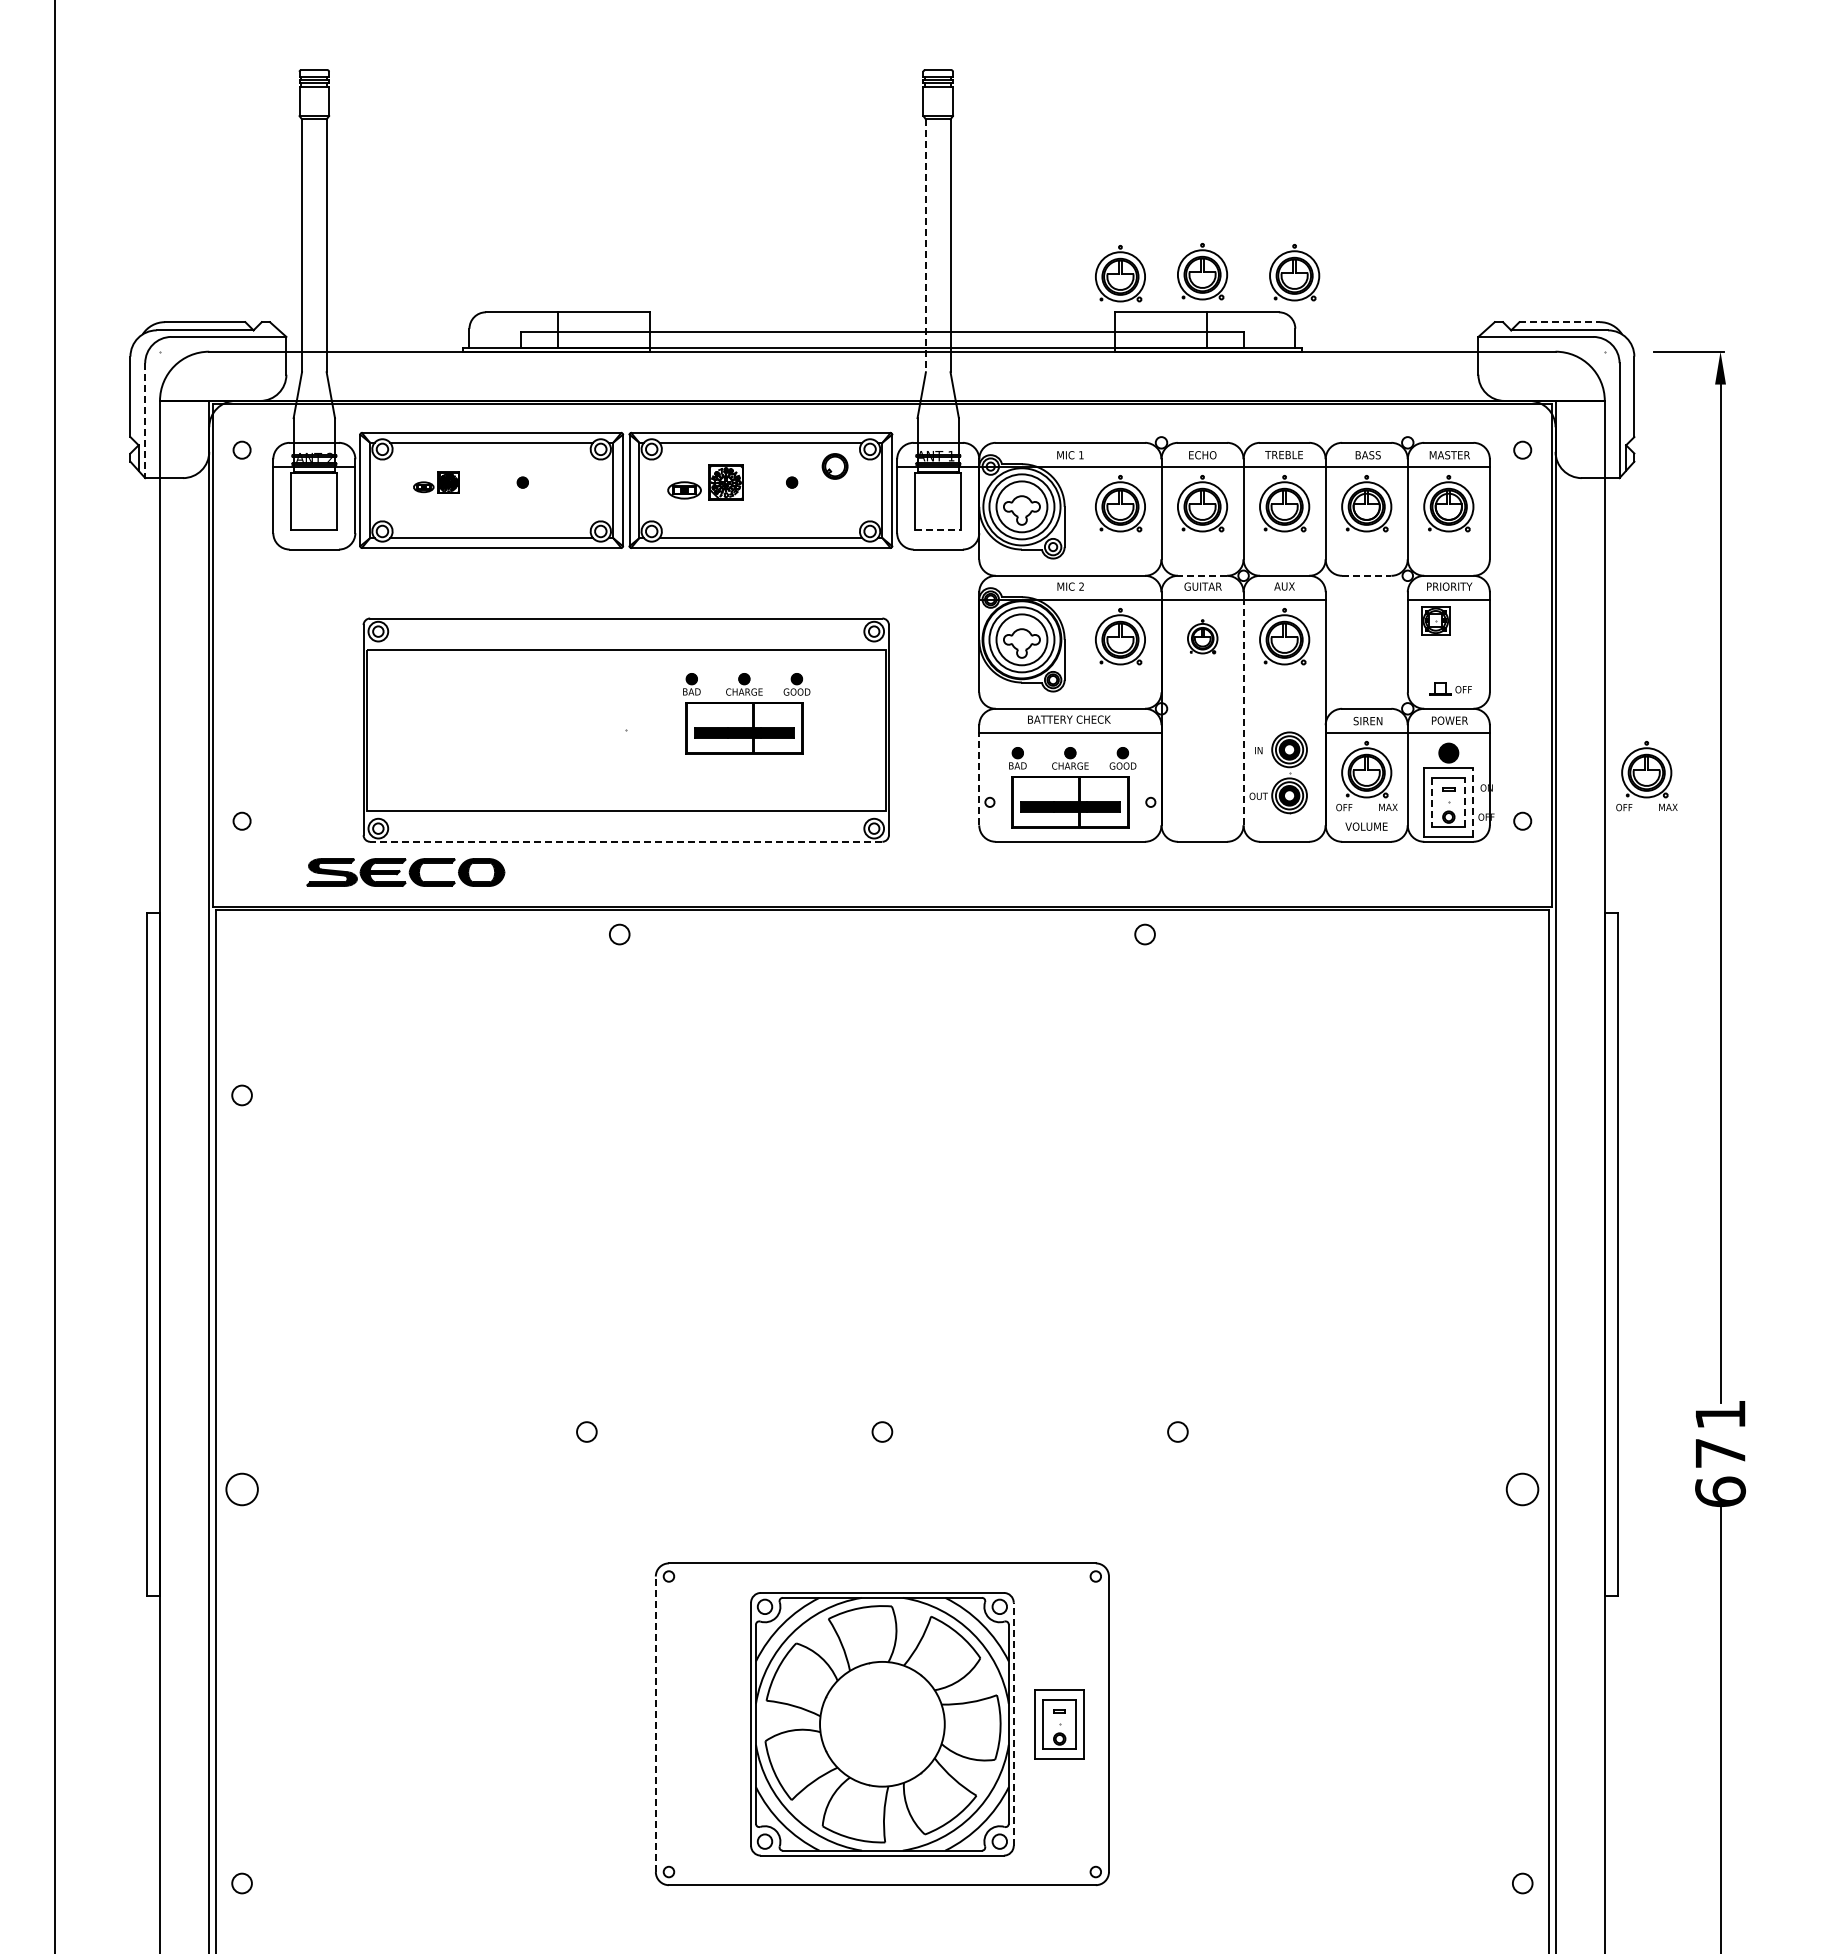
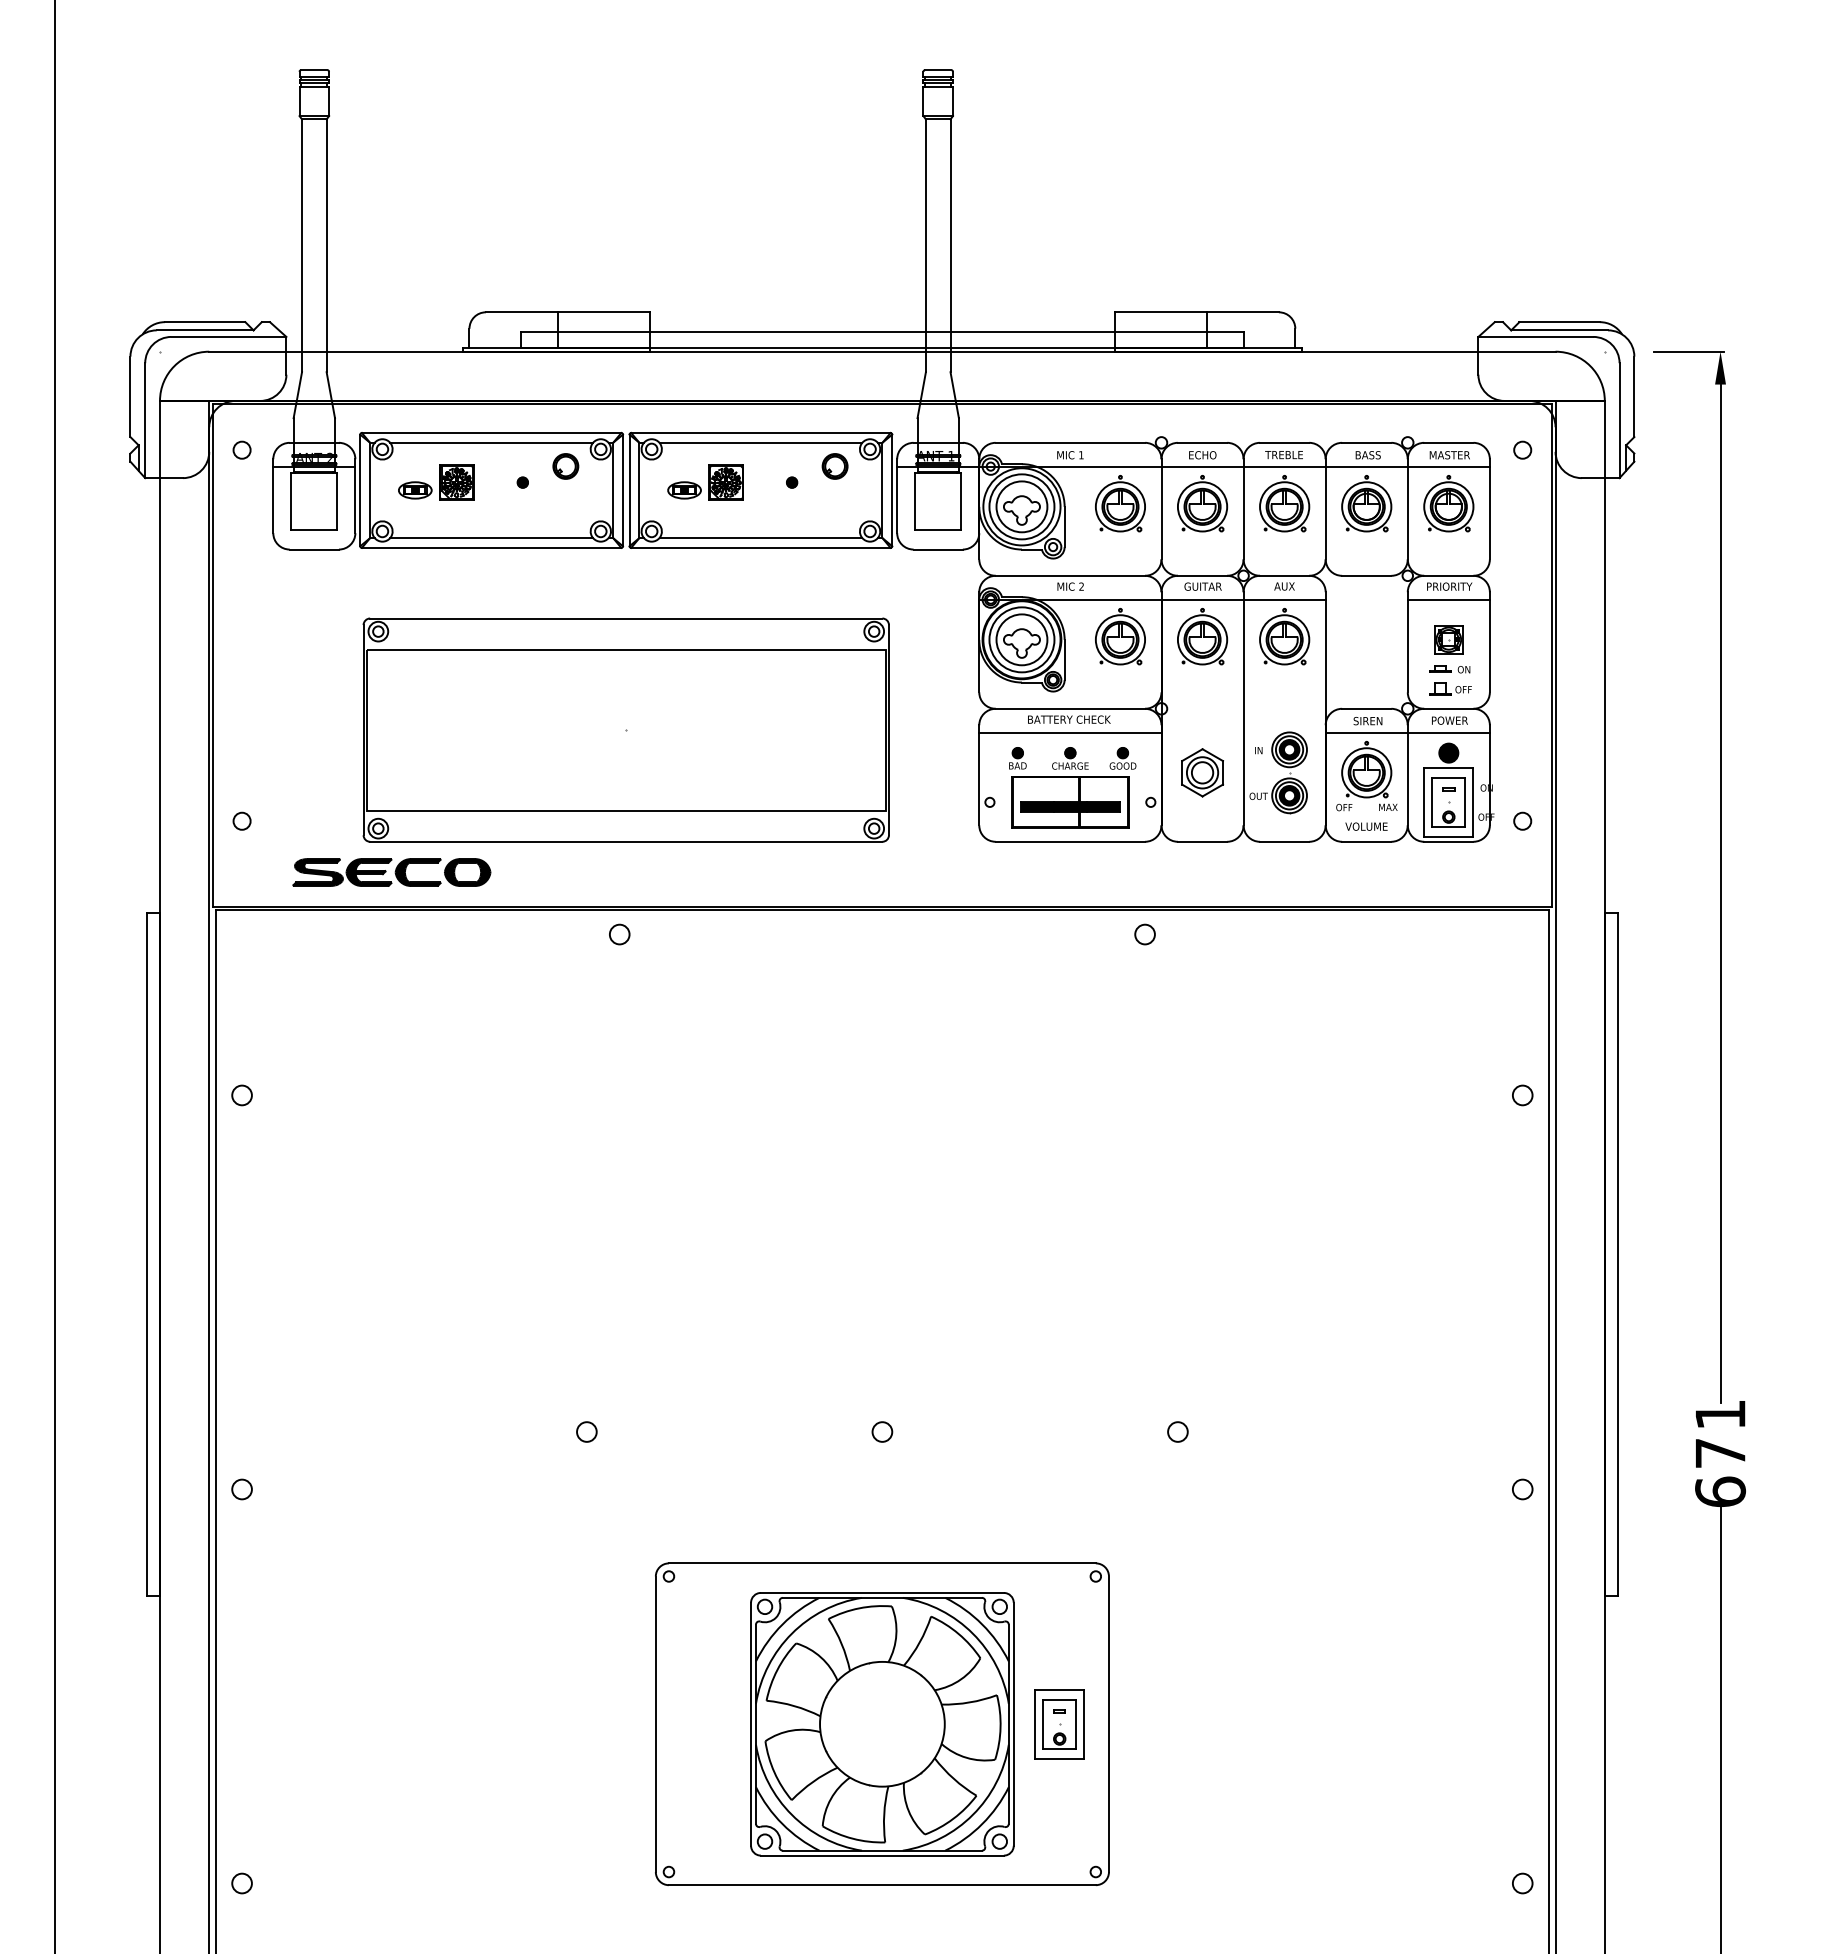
line: dashed -> solid (925, 246)
part: present -> none (1202, 271)
part: present -> none (1294, 272)
part: present -> none (1120, 273)
line: dashed -> solid (1560, 322)
line: dashed -> solid (145, 421)
part: none -> present (565, 466)
part size: 47x23 px -> 77x37 px (436, 482)
line: dashed -> solid (938, 529)
line: dashed -> solid (1202, 575)
line: dashed -> solid (1366, 575)
part position: (1435, 620) -> (1448, 639) (1448, 639)
part size: 32x36 px -> 52x58 px (1202, 636)
part: none -> present (1449, 669)
line: dashed -> solid (1243, 712)
part: present -> none (746, 713)
part: none -> present (1202, 772)
part: present -> none (1646, 776)
line: dashed -> solid (979, 779)
line: dashed -> solid (1473, 801)
line: dashed -> solid (1432, 802)
line: dashed -> solid (1465, 802)
line: dashed -> solid (625, 841)
part position: (405, 872) -> (391, 872) (391, 872)
circle: none -> present (1522, 1095)
circle size: 34x35 px -> 22x23 px (241, 1489)
circle size: 35x35 px -> 22x23 px (1522, 1489)
line: dashed -> solid (1013, 1723)
line: dashed -> solid (655, 1724)
